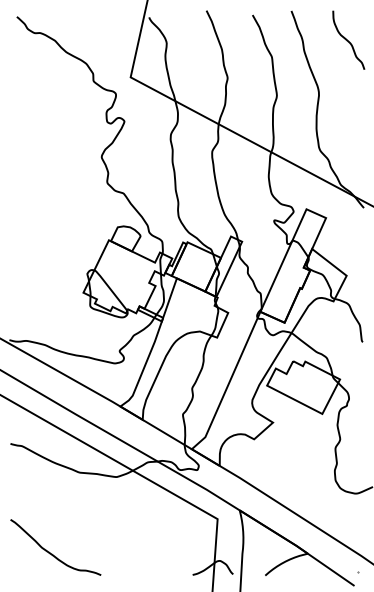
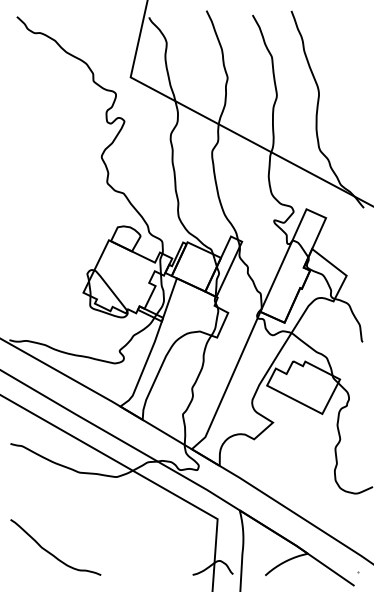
curve: present -> none (347, 39)
